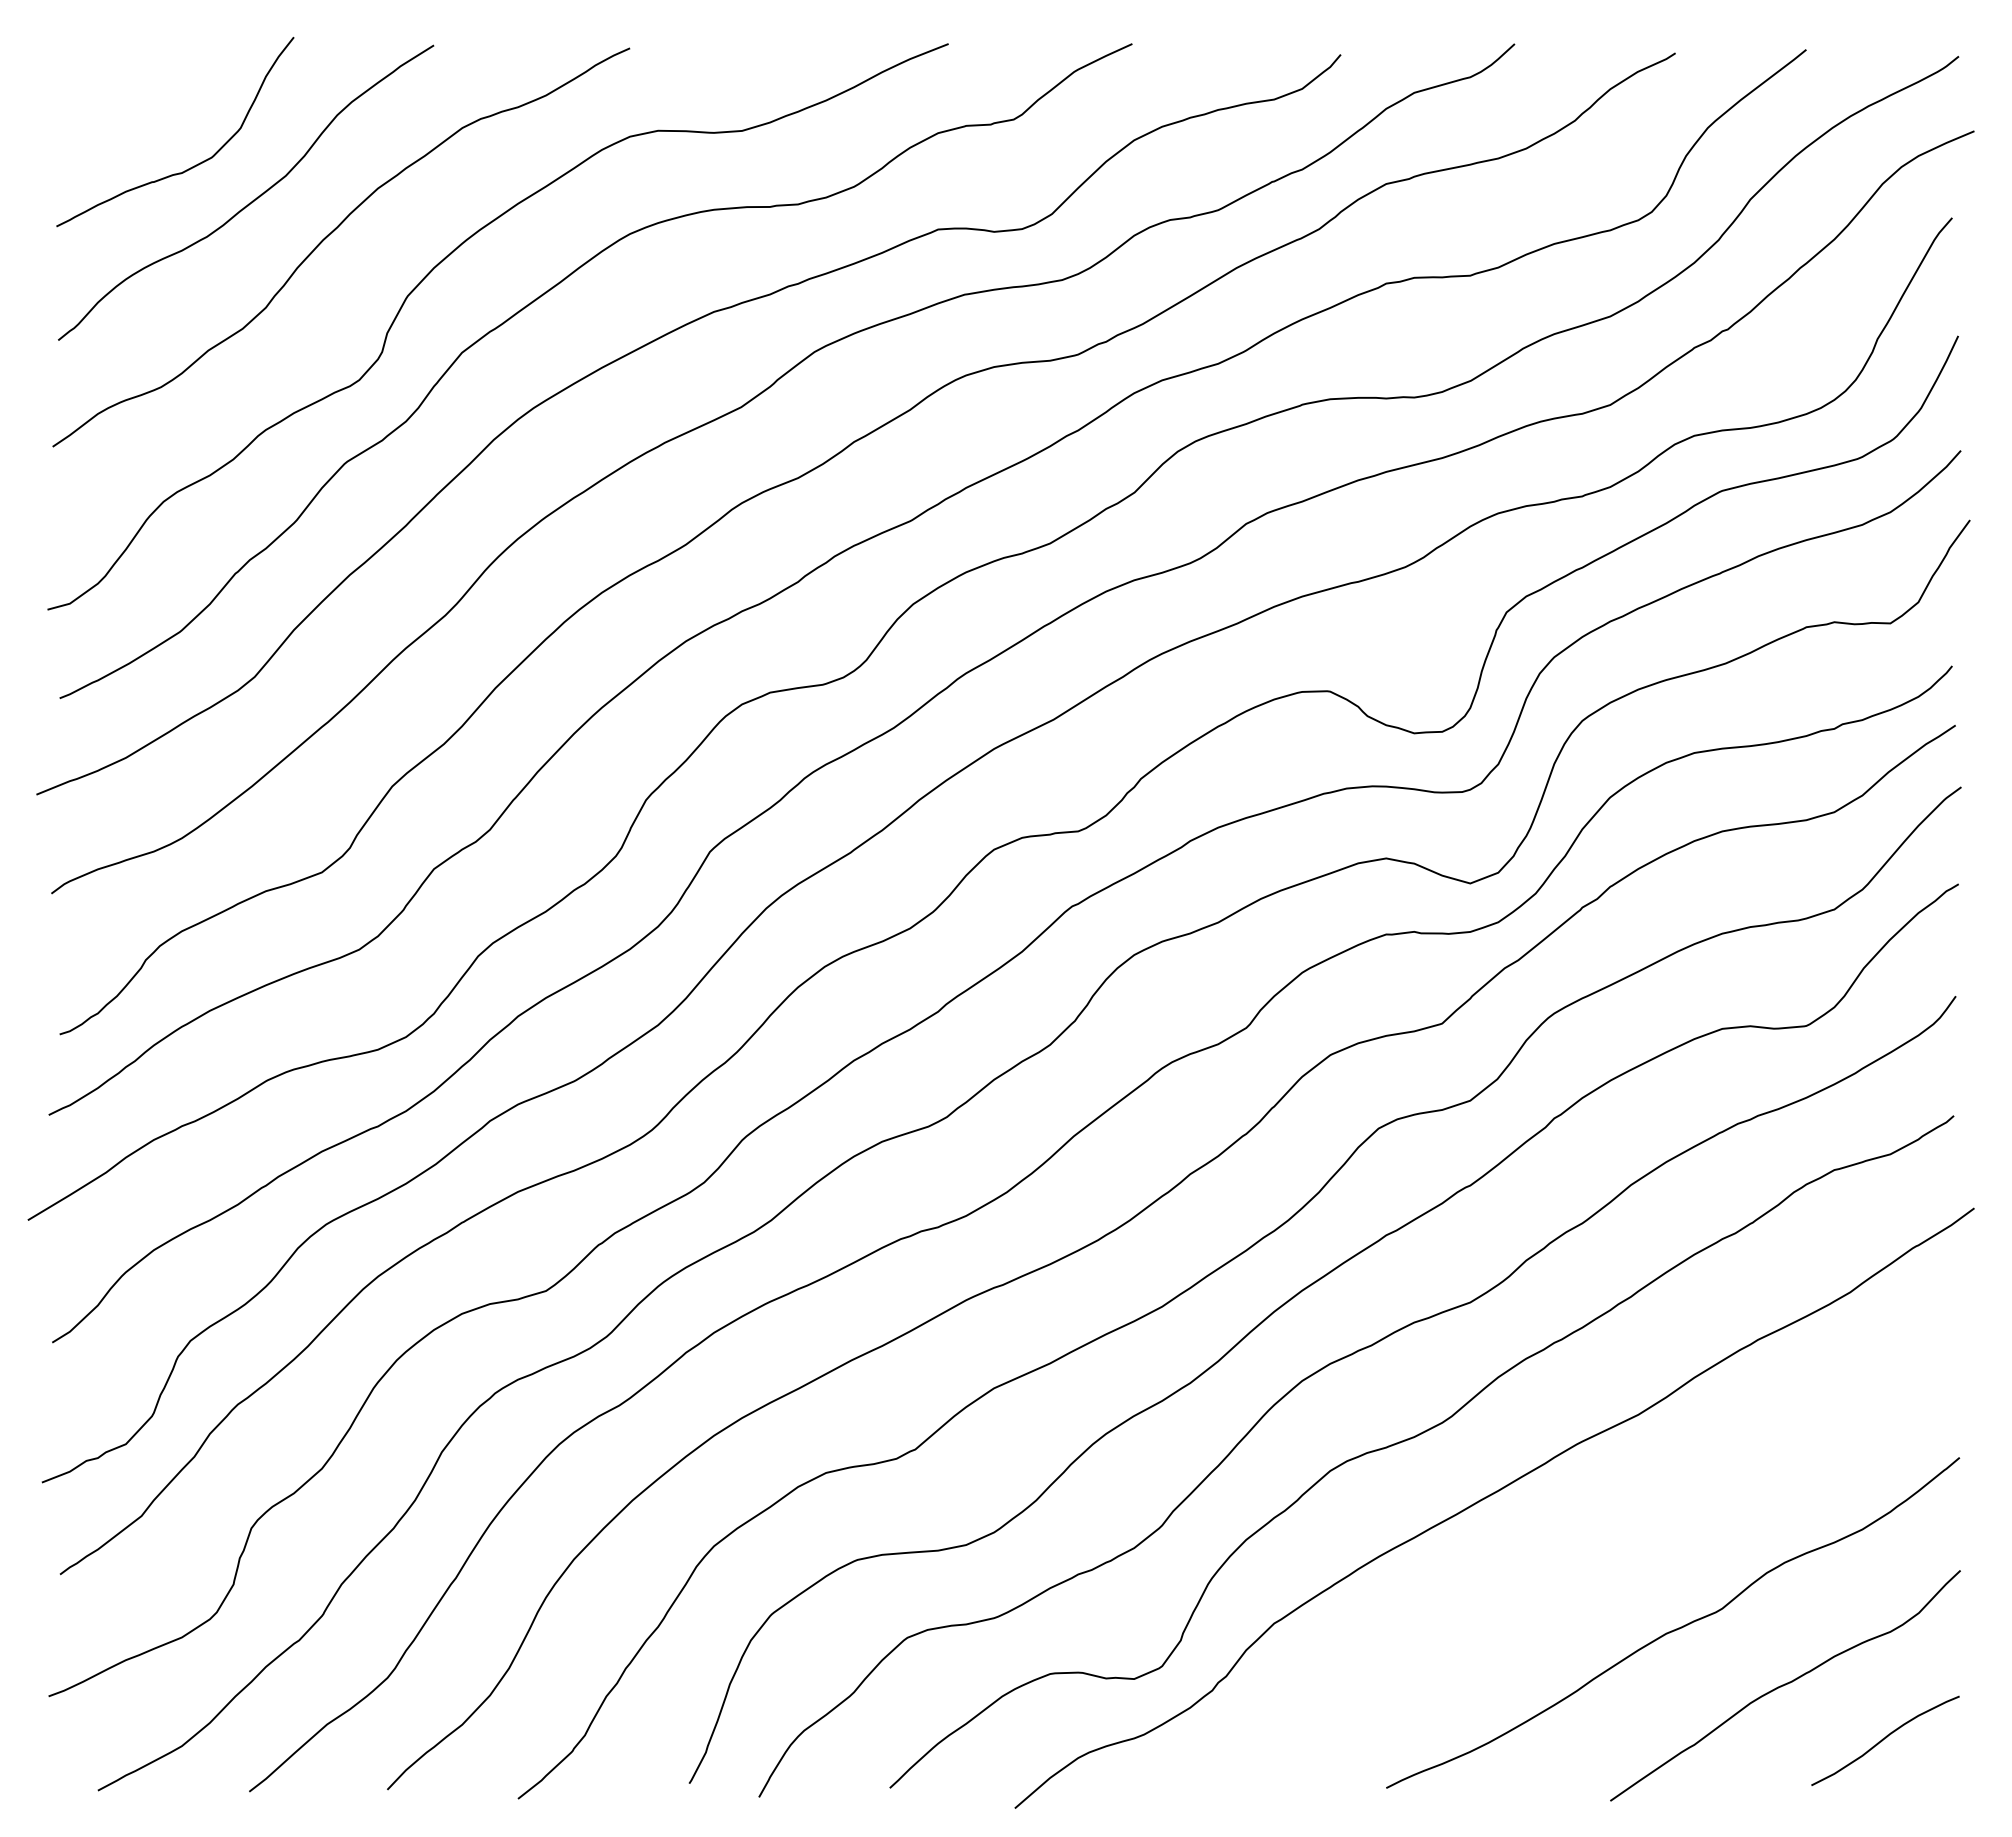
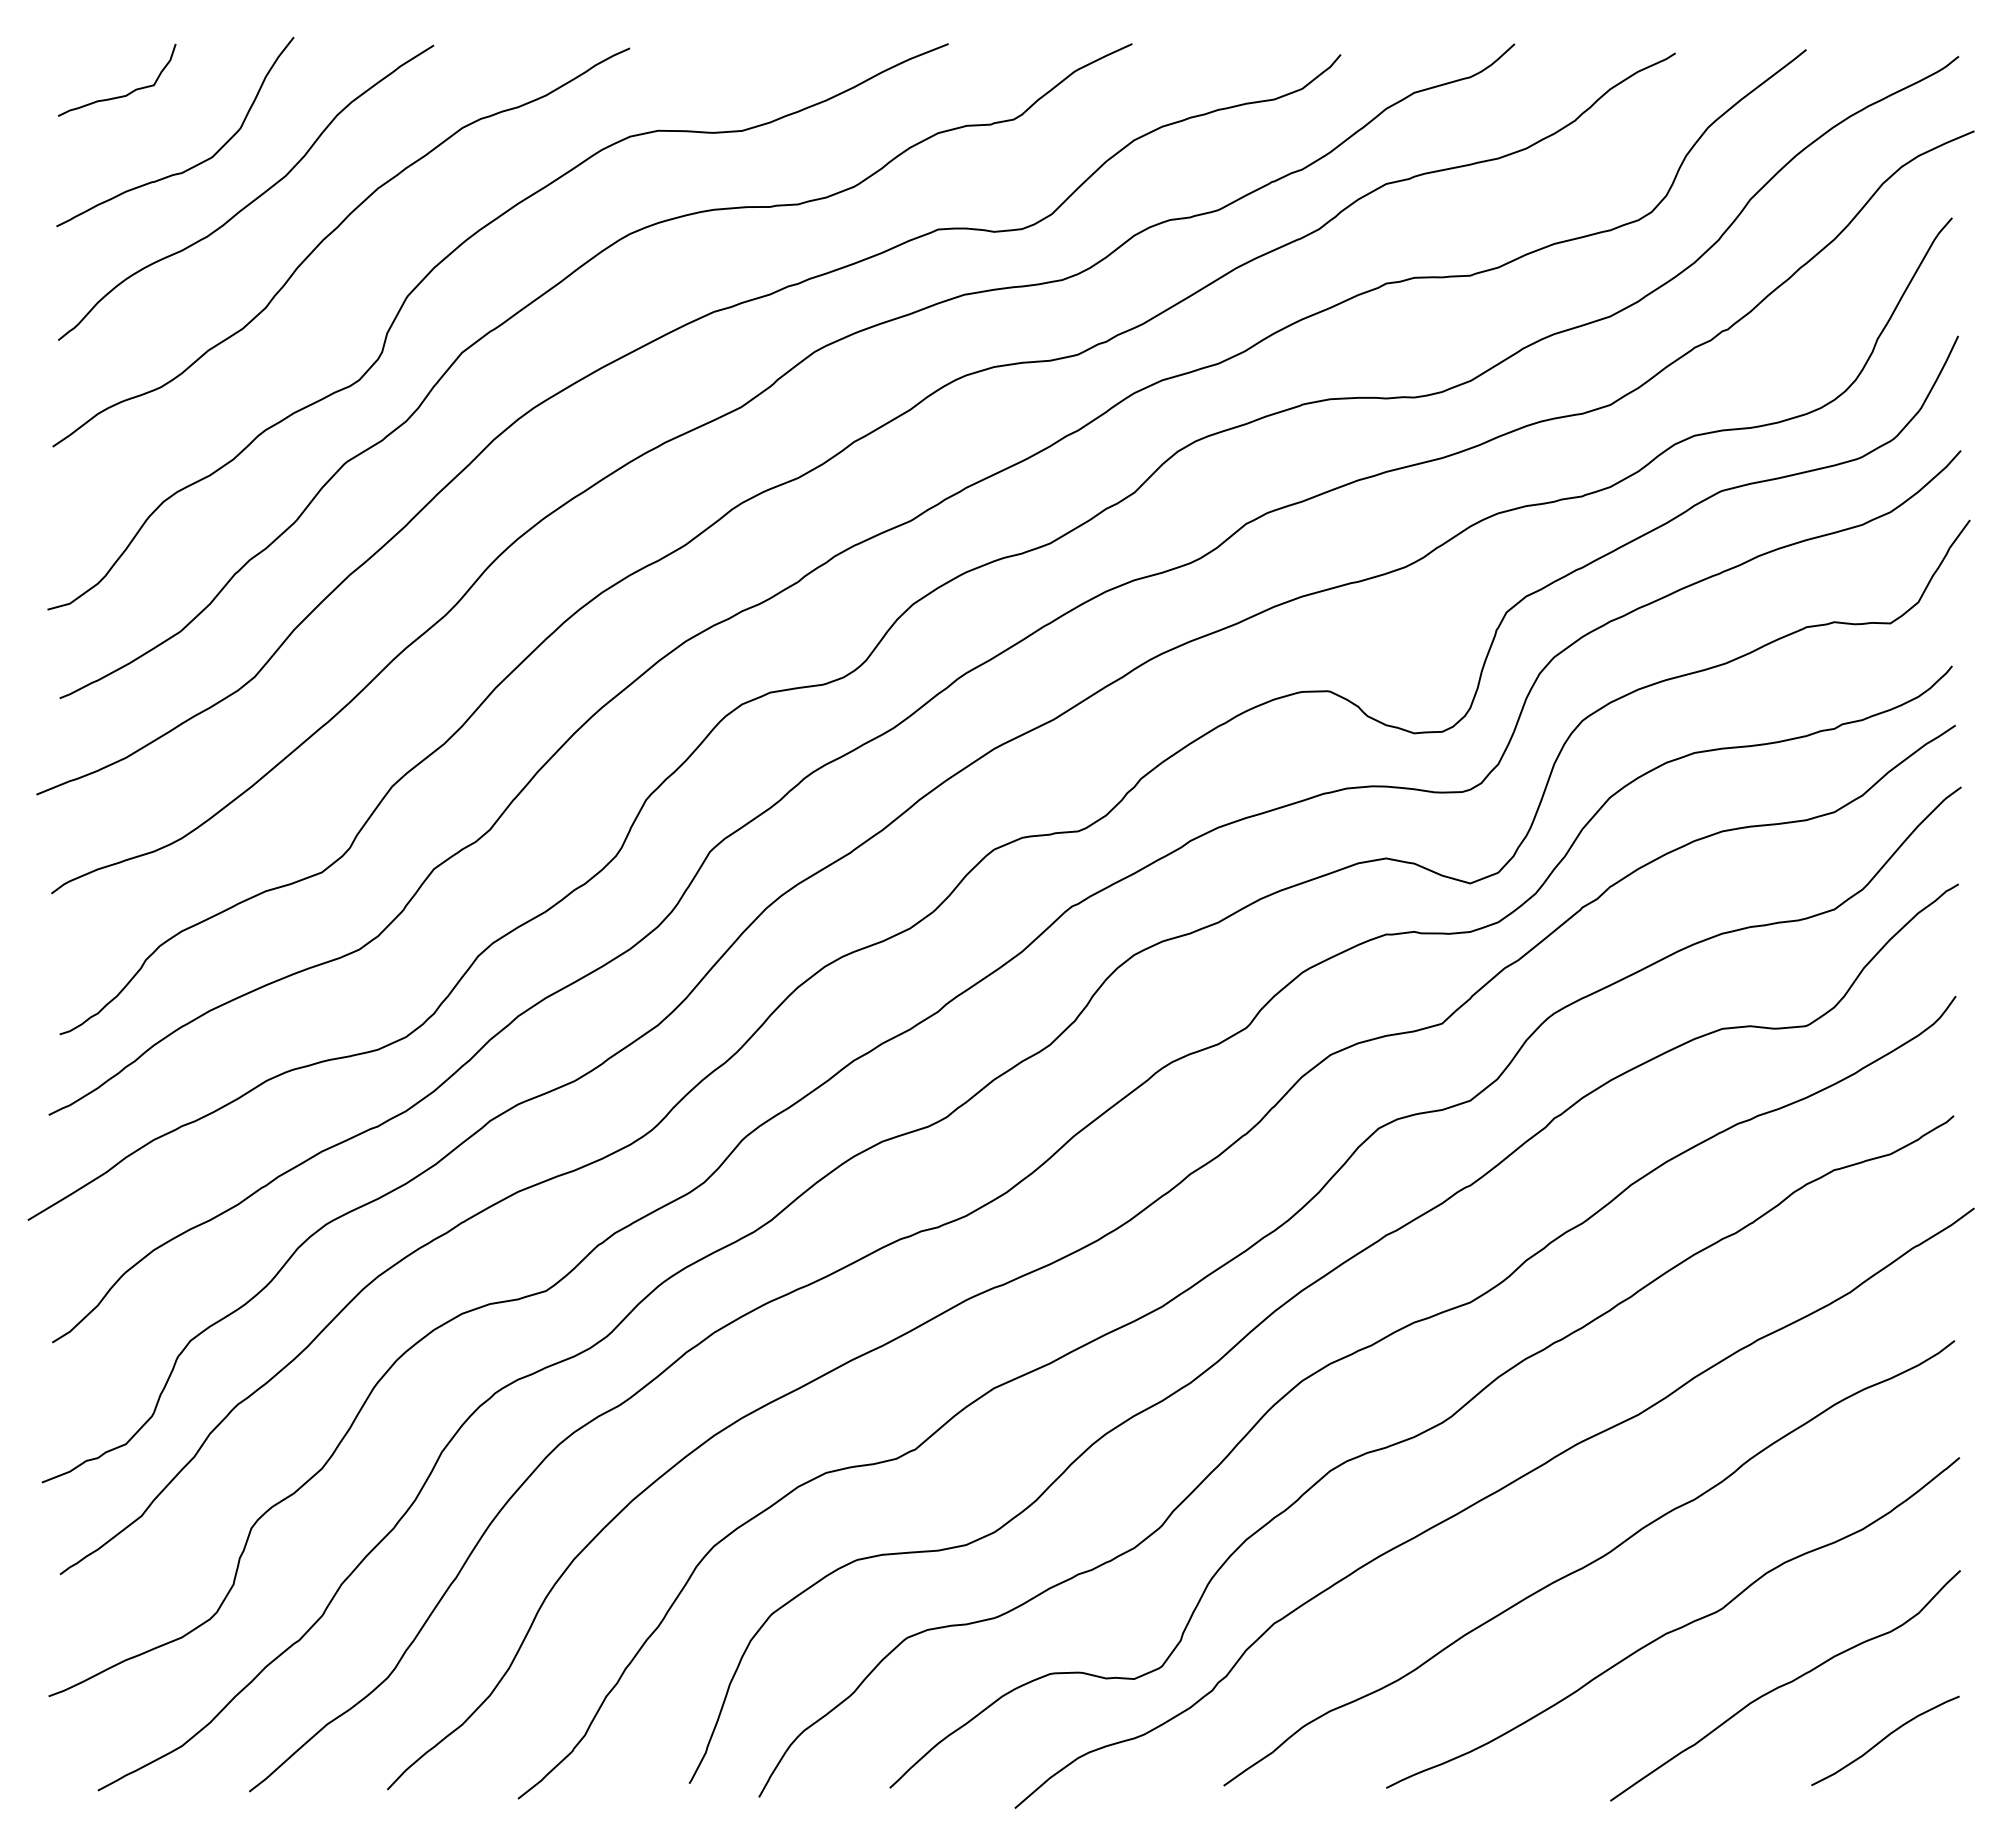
curve: none -> present (121, 95)
curve: none -> present (1589, 1563)
